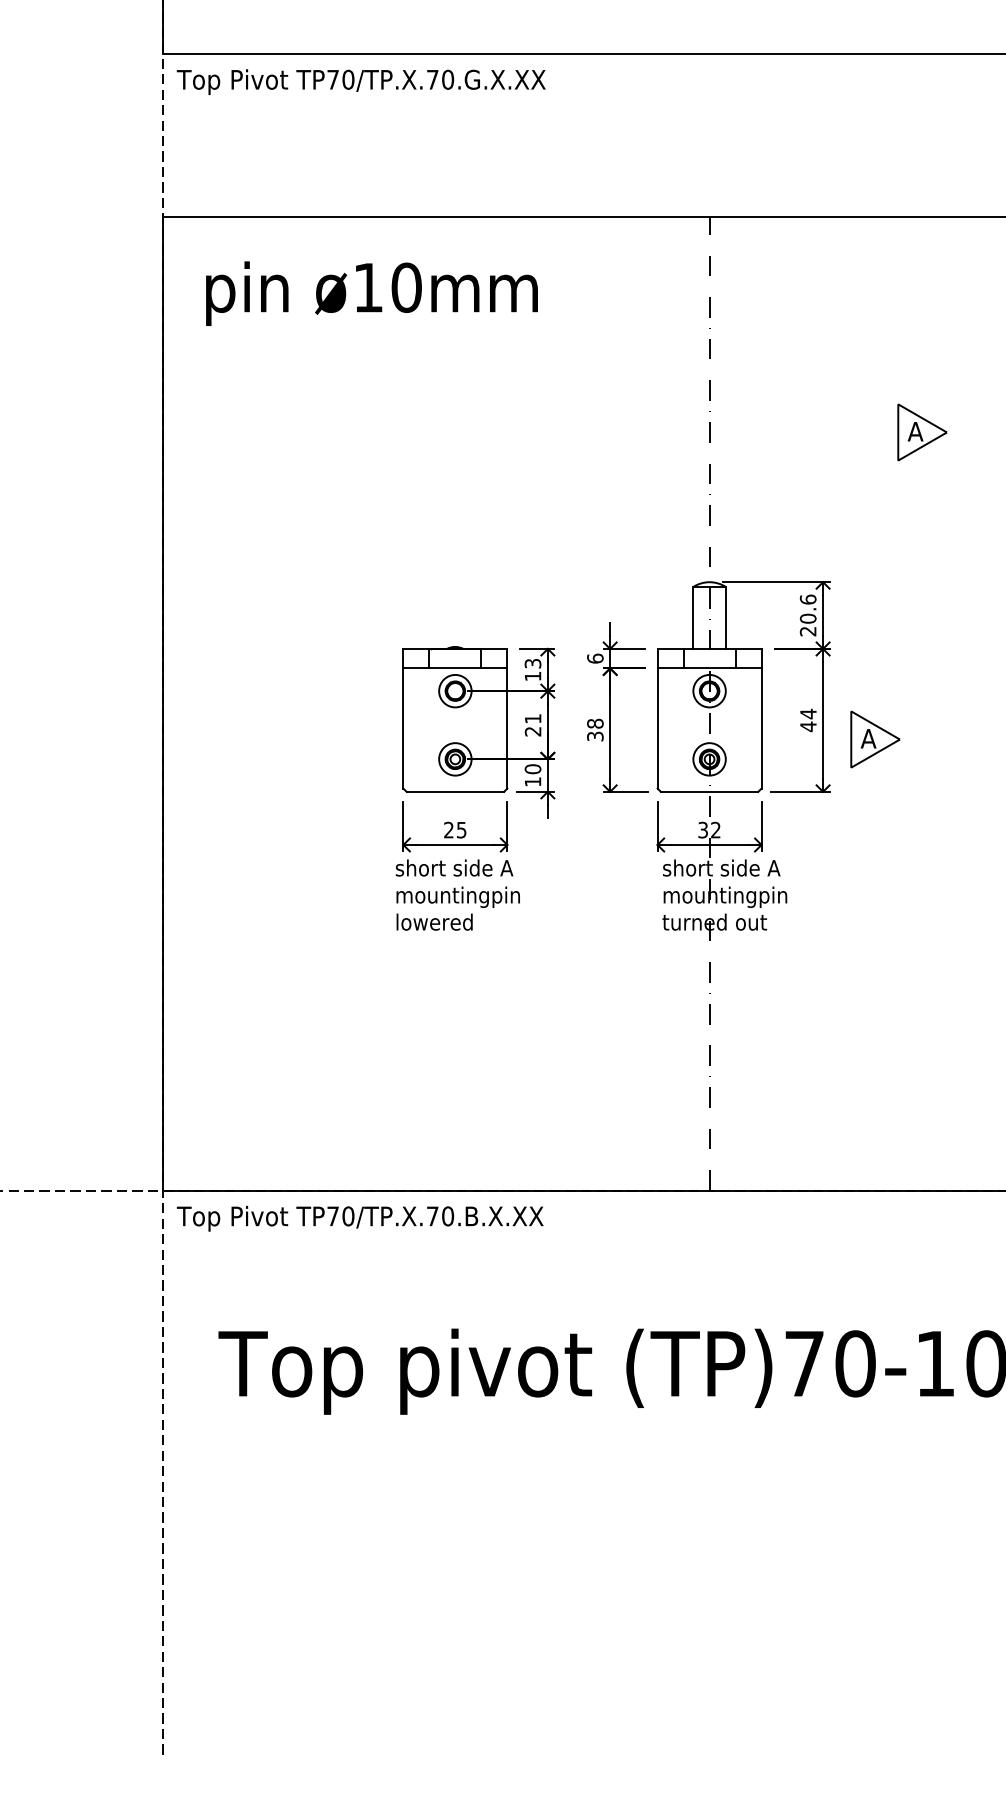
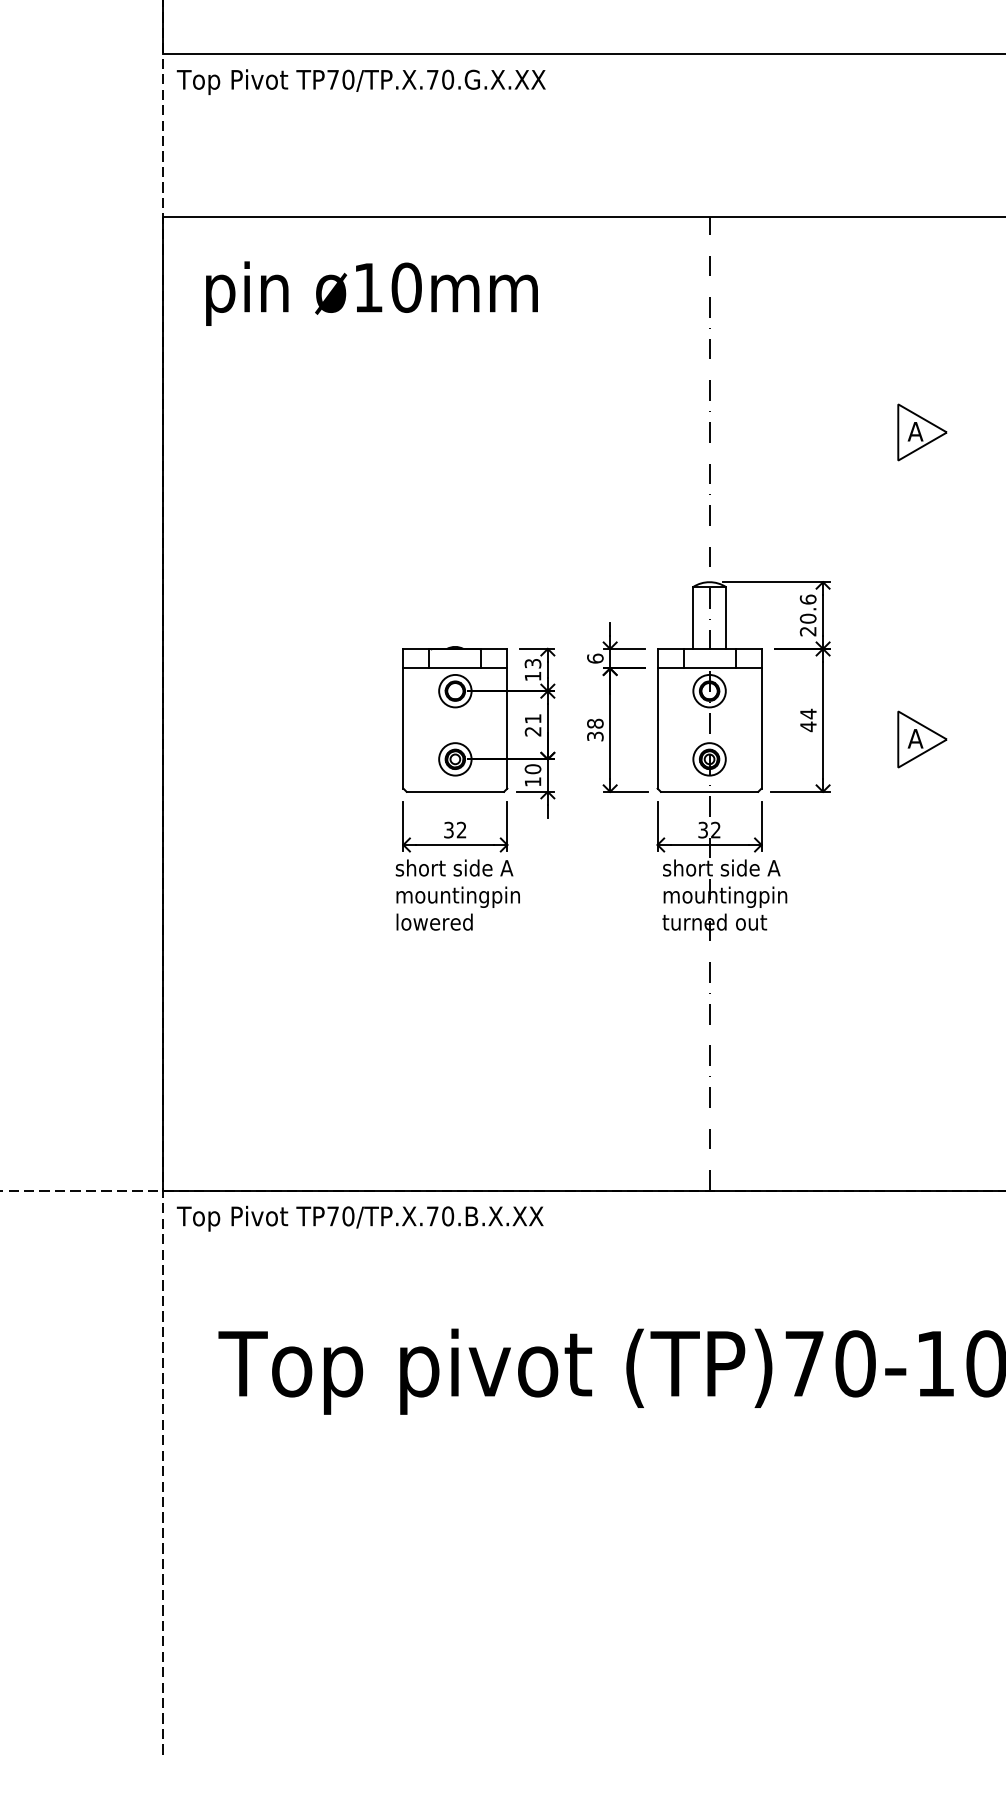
part position: (875, 739) -> (922, 739) (922, 739)
text: 25 -> 32 (455, 829)
